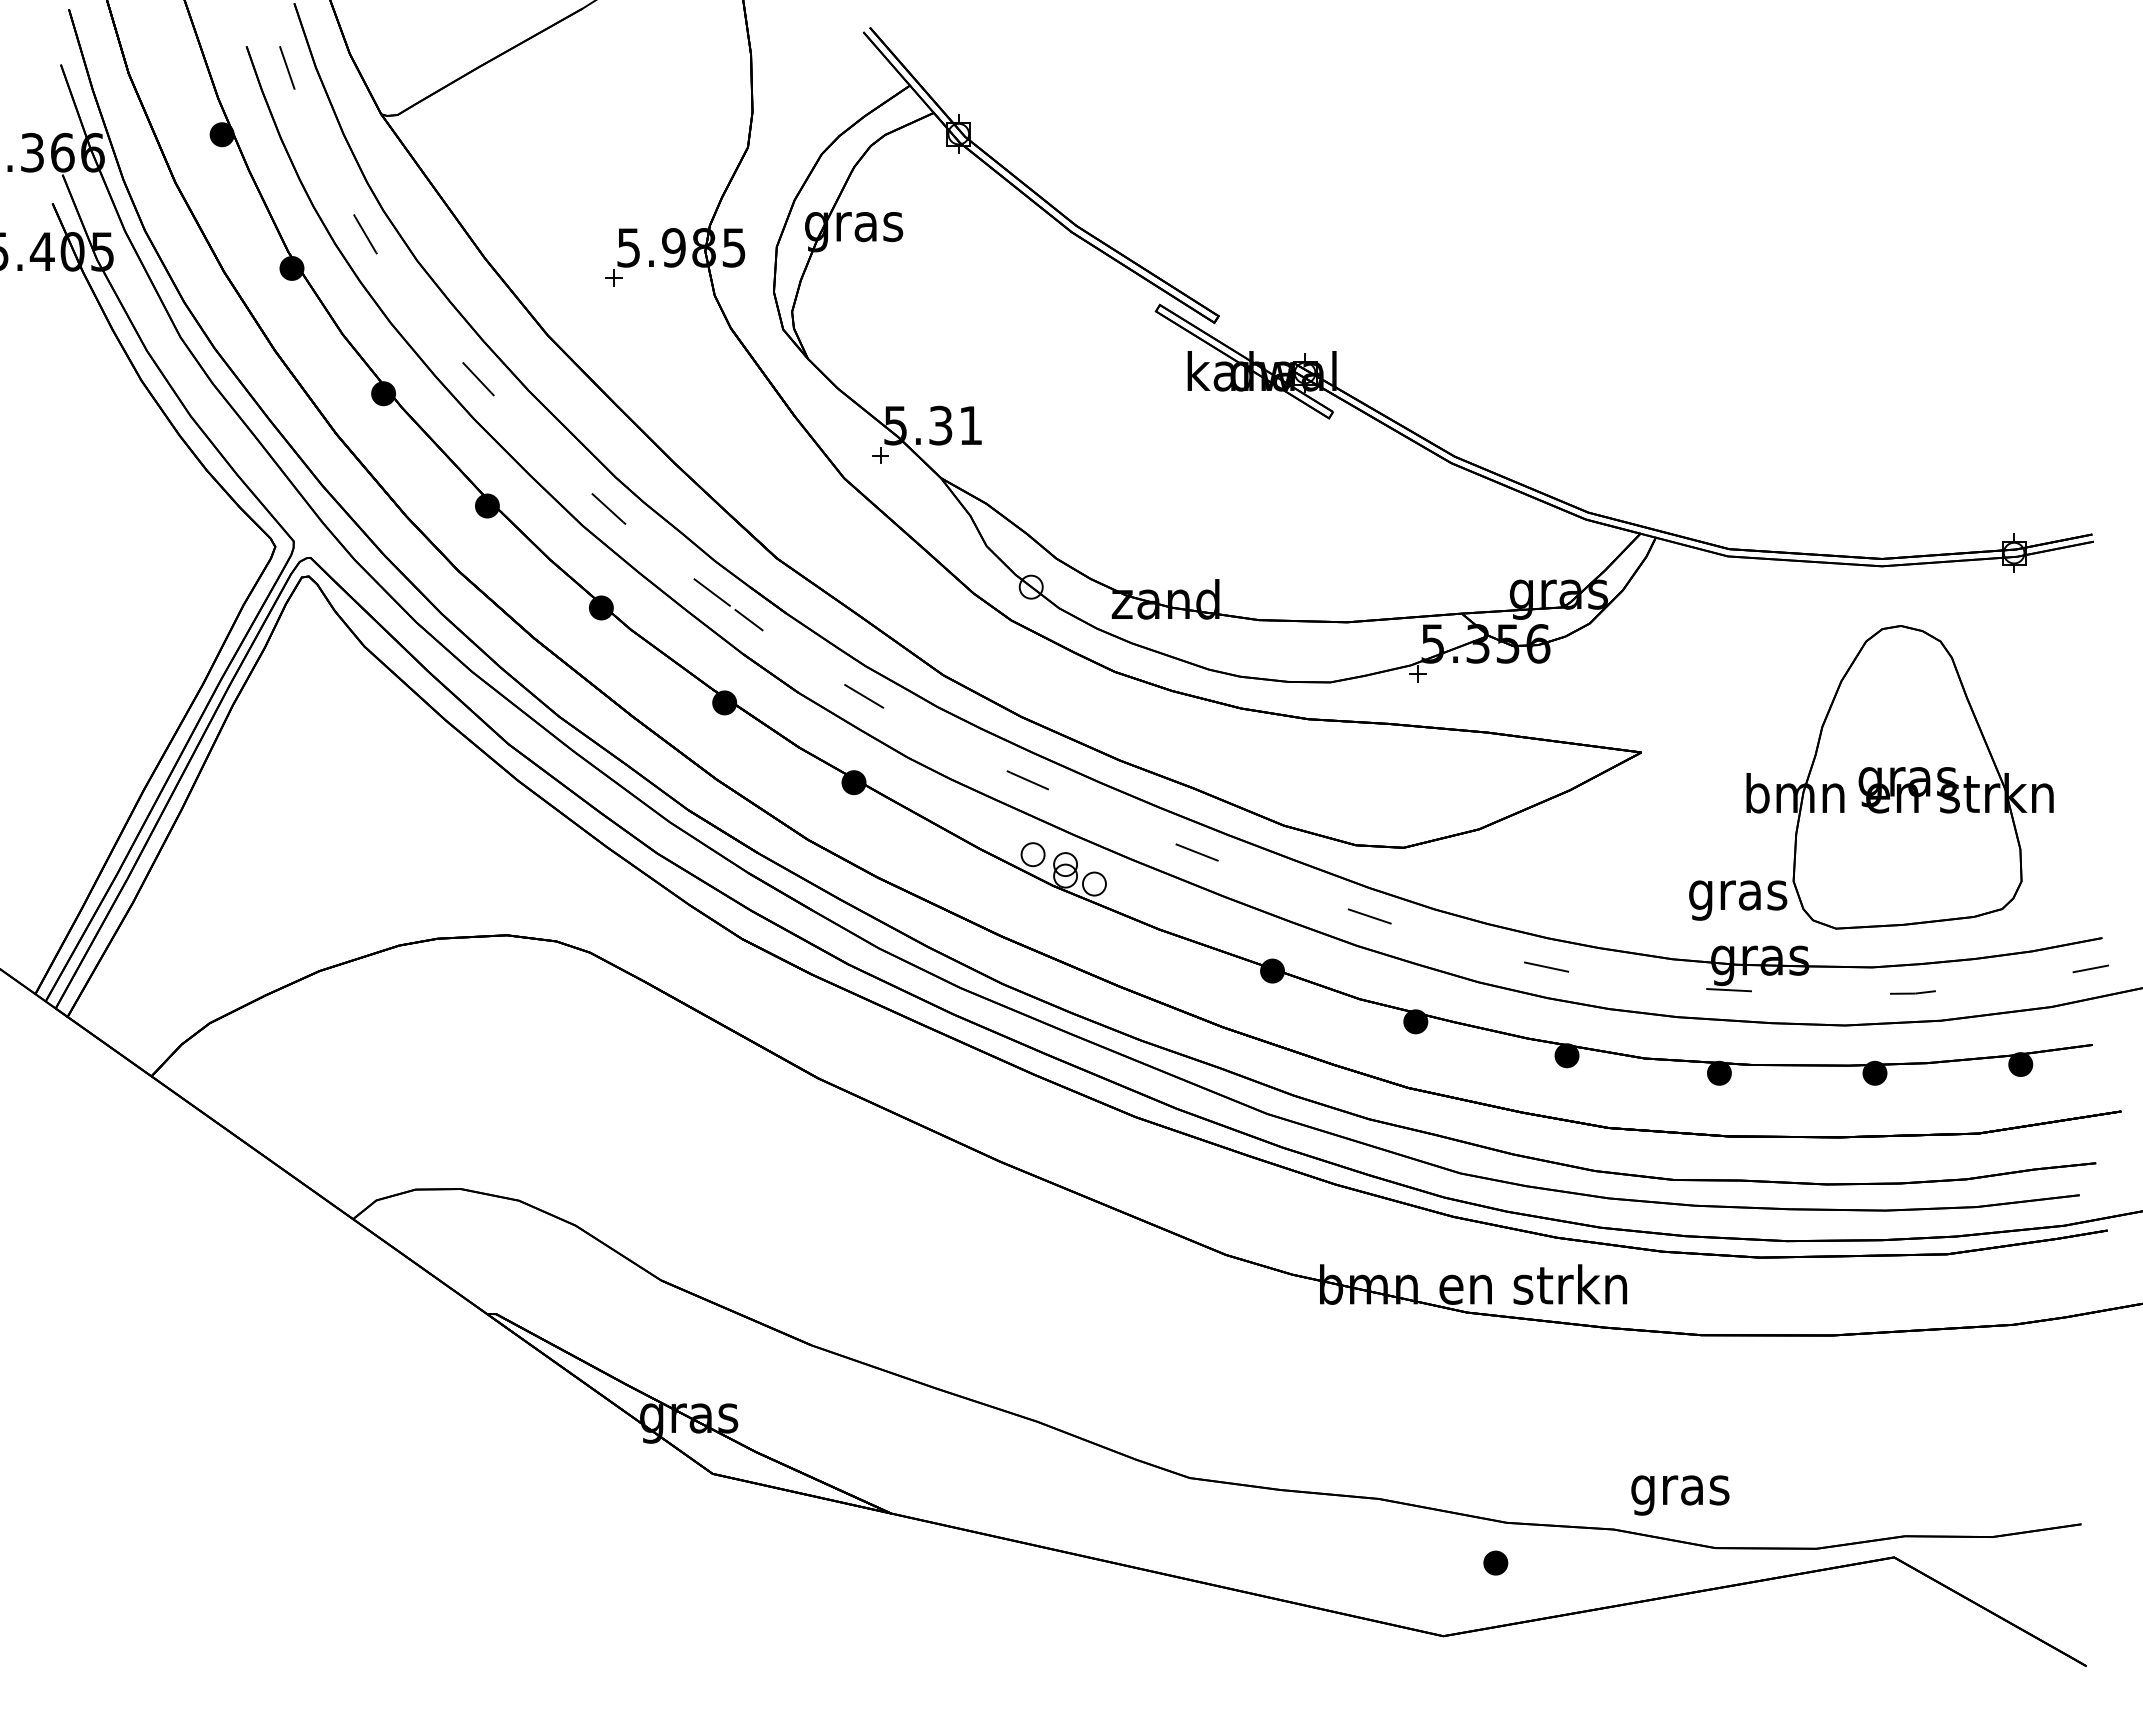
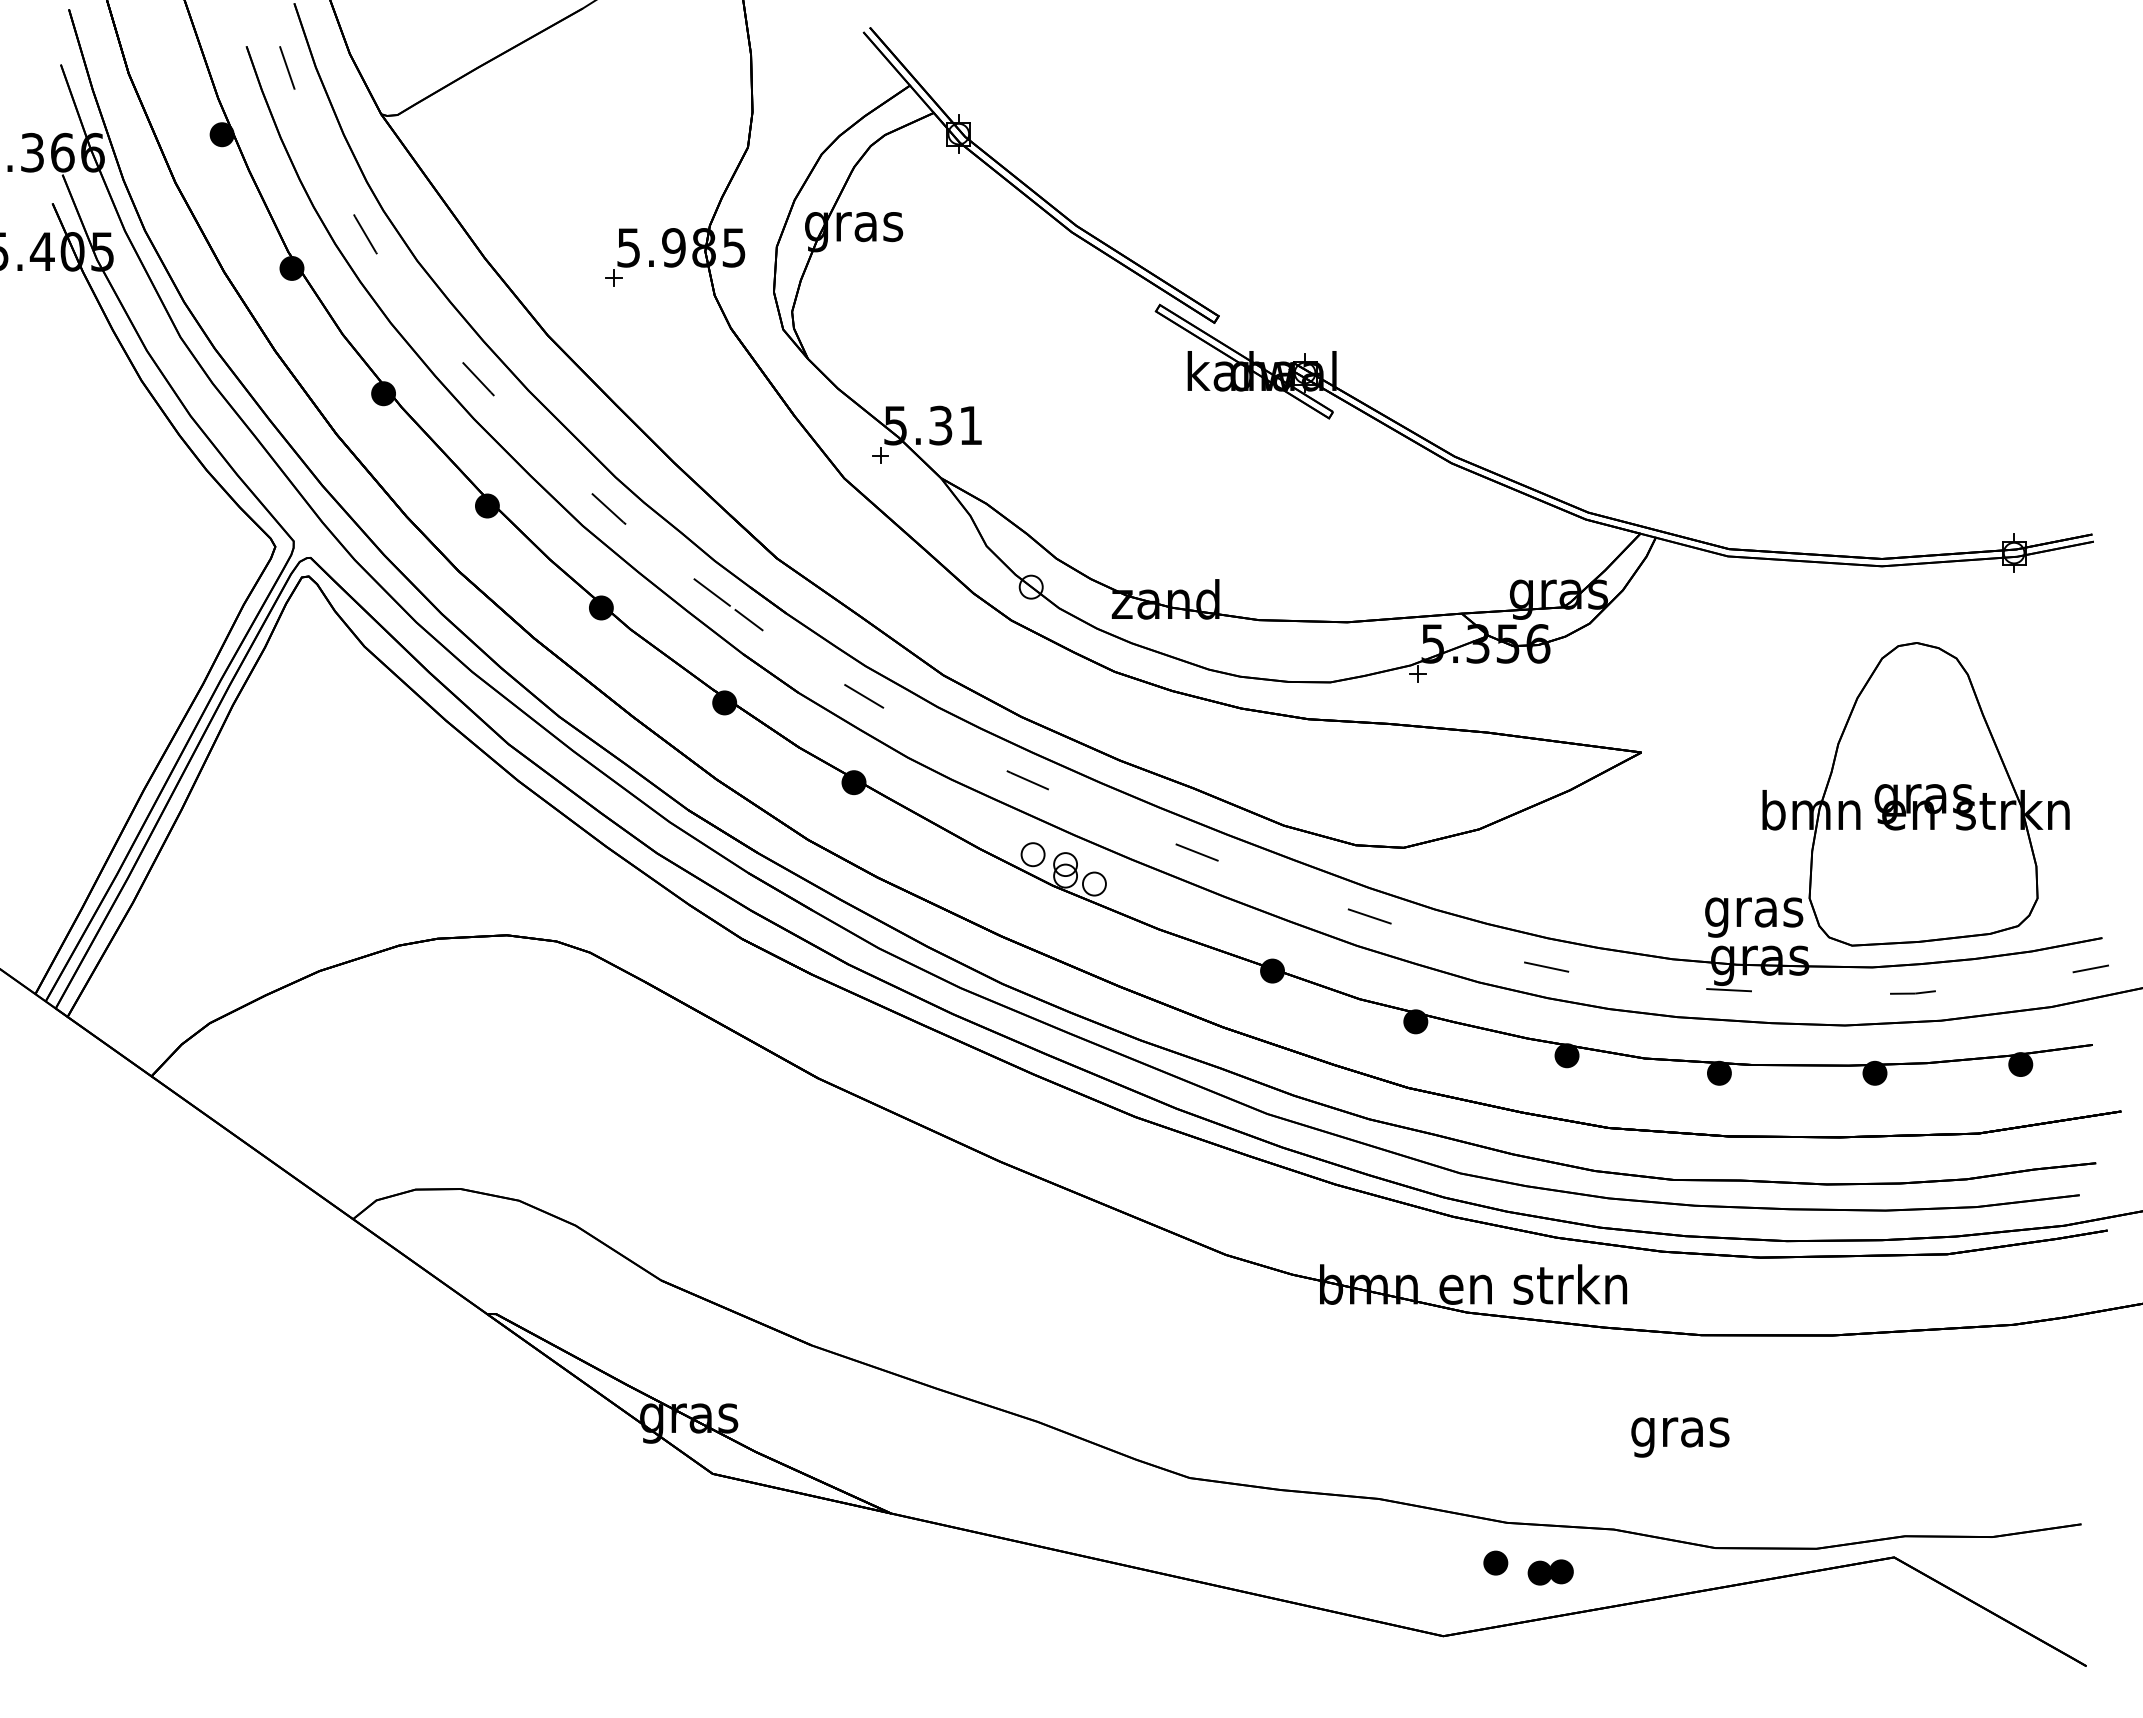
part position: (1871, 777) -> (1887, 794) (1887, 794)
text position: (1680, 1495) -> (1680, 1437) (1680, 1437)
part: none -> present (1550, 1572)
